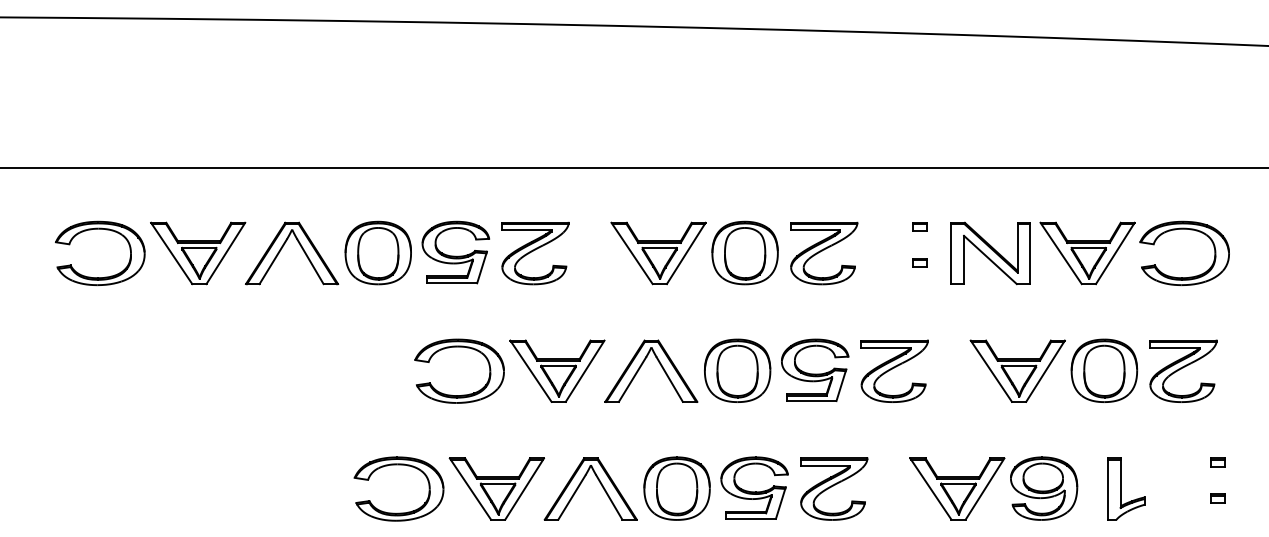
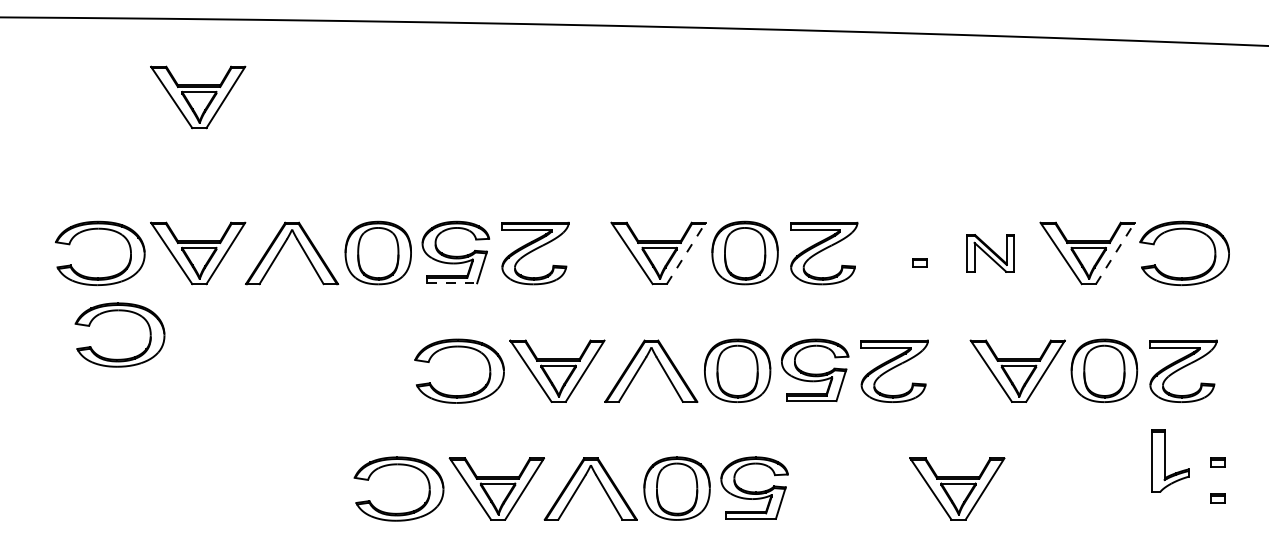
part: none -> present (198, 97)
line: present -> none (633, 167)
part: present -> none (919, 226)
line: solid -> dashed (686, 253)
part size: 81x65 px -> 49x39 px (990, 253)
line: solid -> dashed (1115, 253)
line: solid -> dashed (452, 283)
part: none -> present (119, 311)
part: present -> none (834, 488)
part: present -> none (1044, 488)
part position: (1126, 488) -> (1170, 460) (1170, 460)
